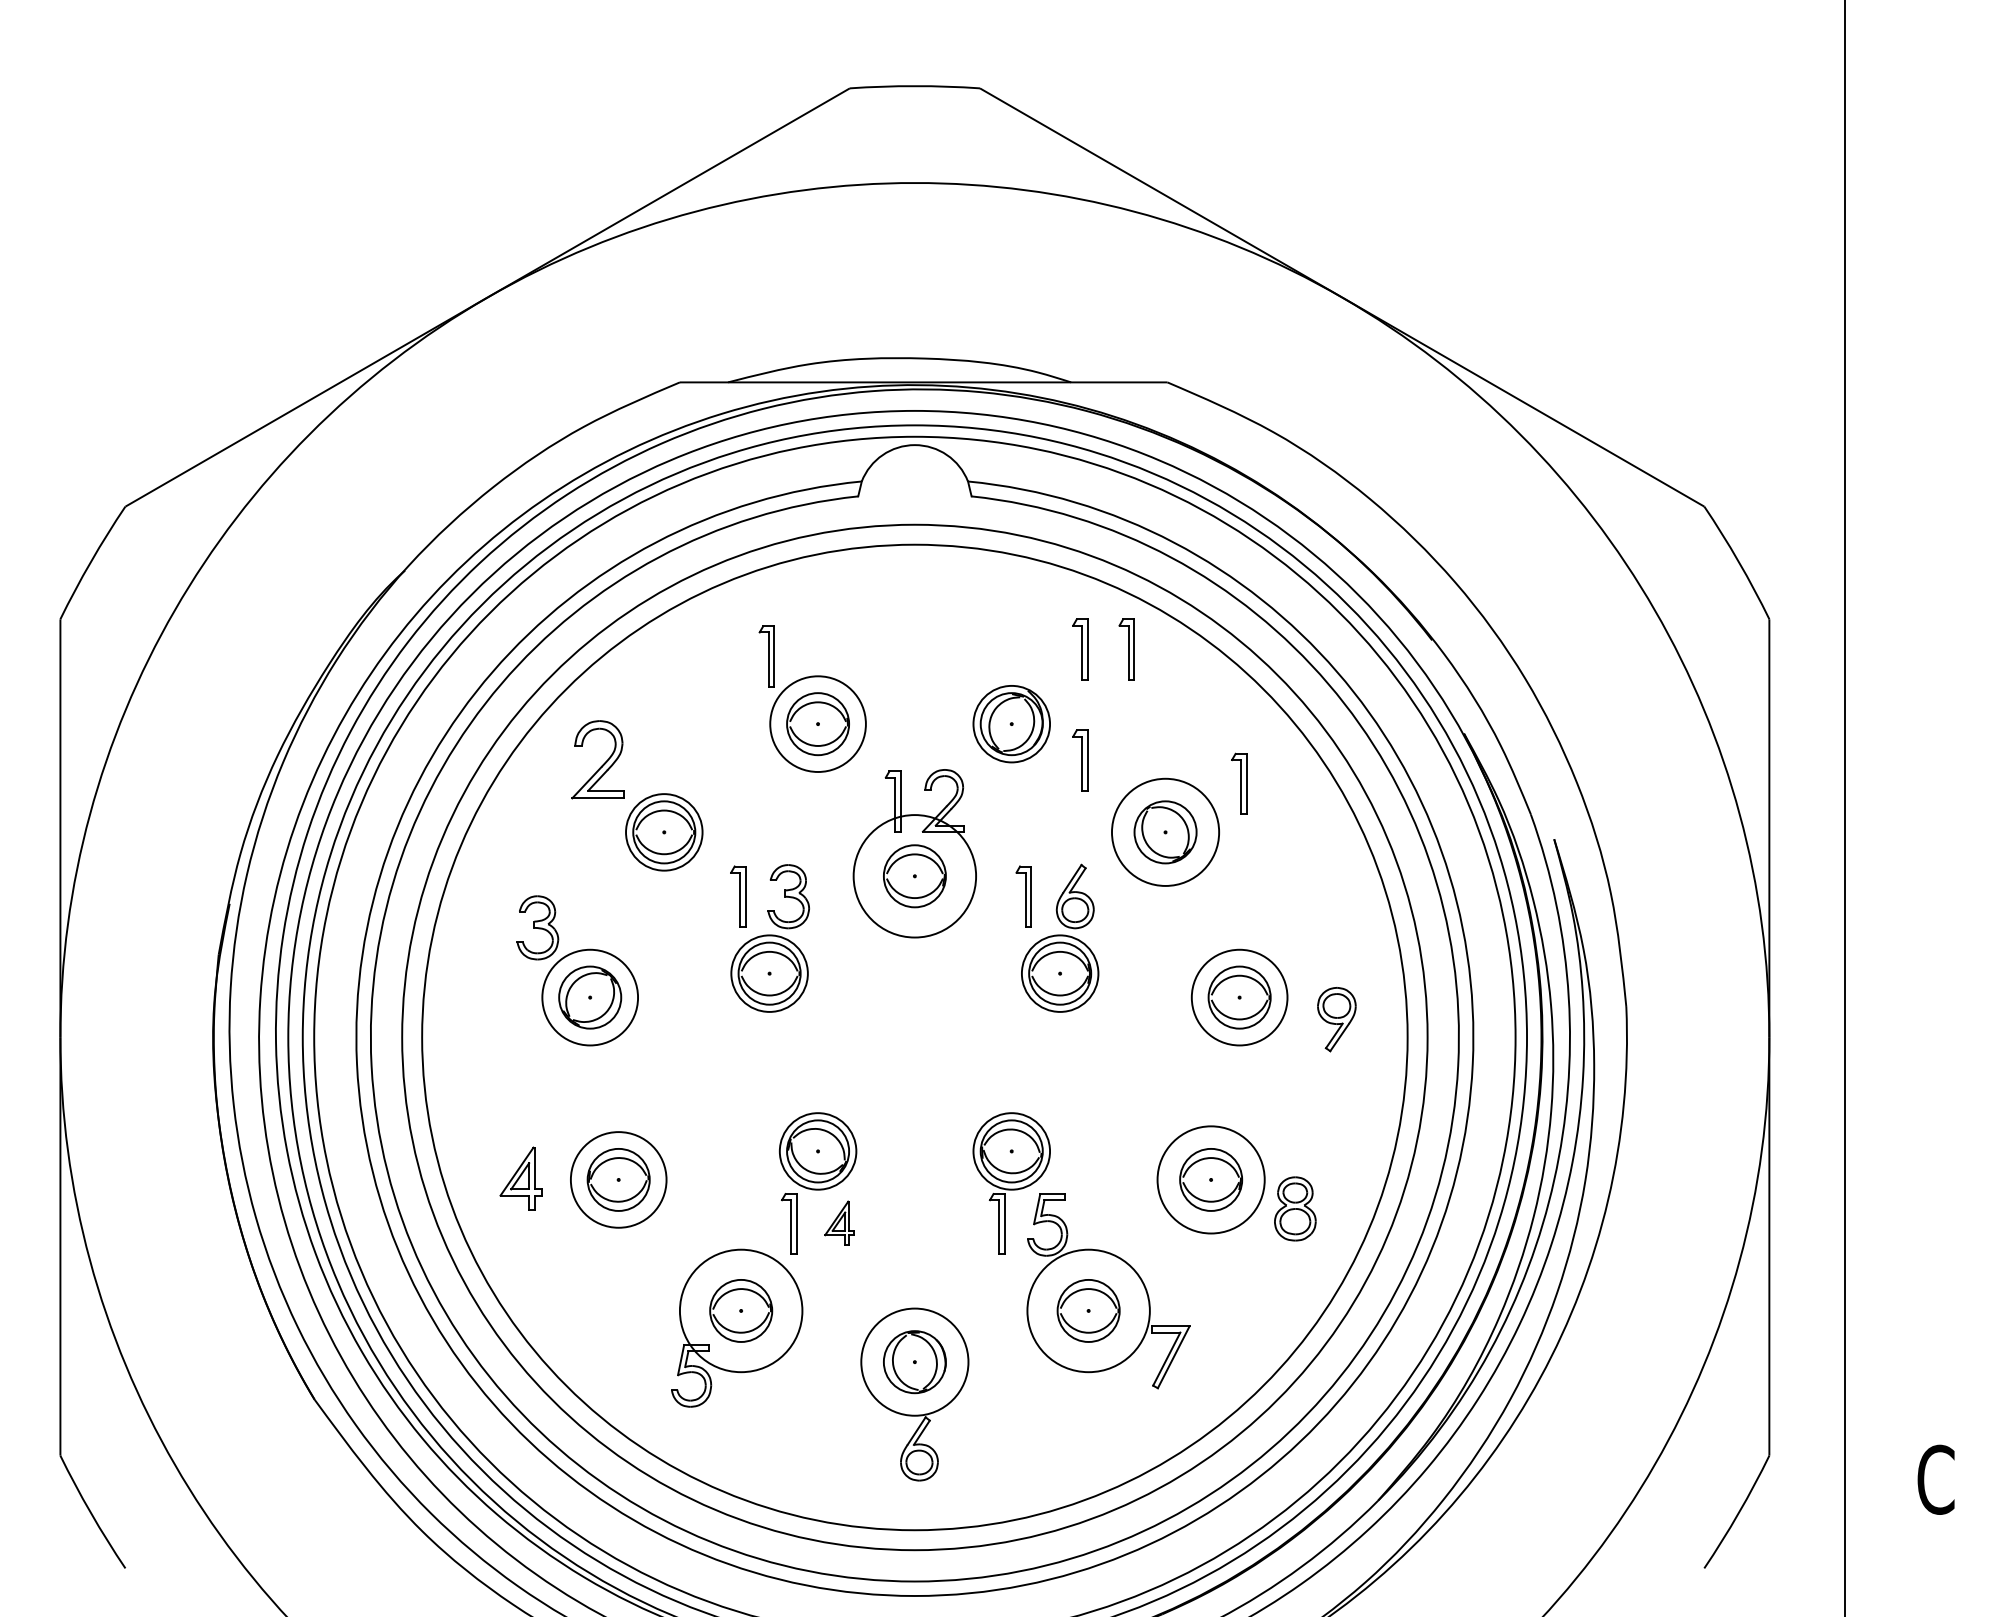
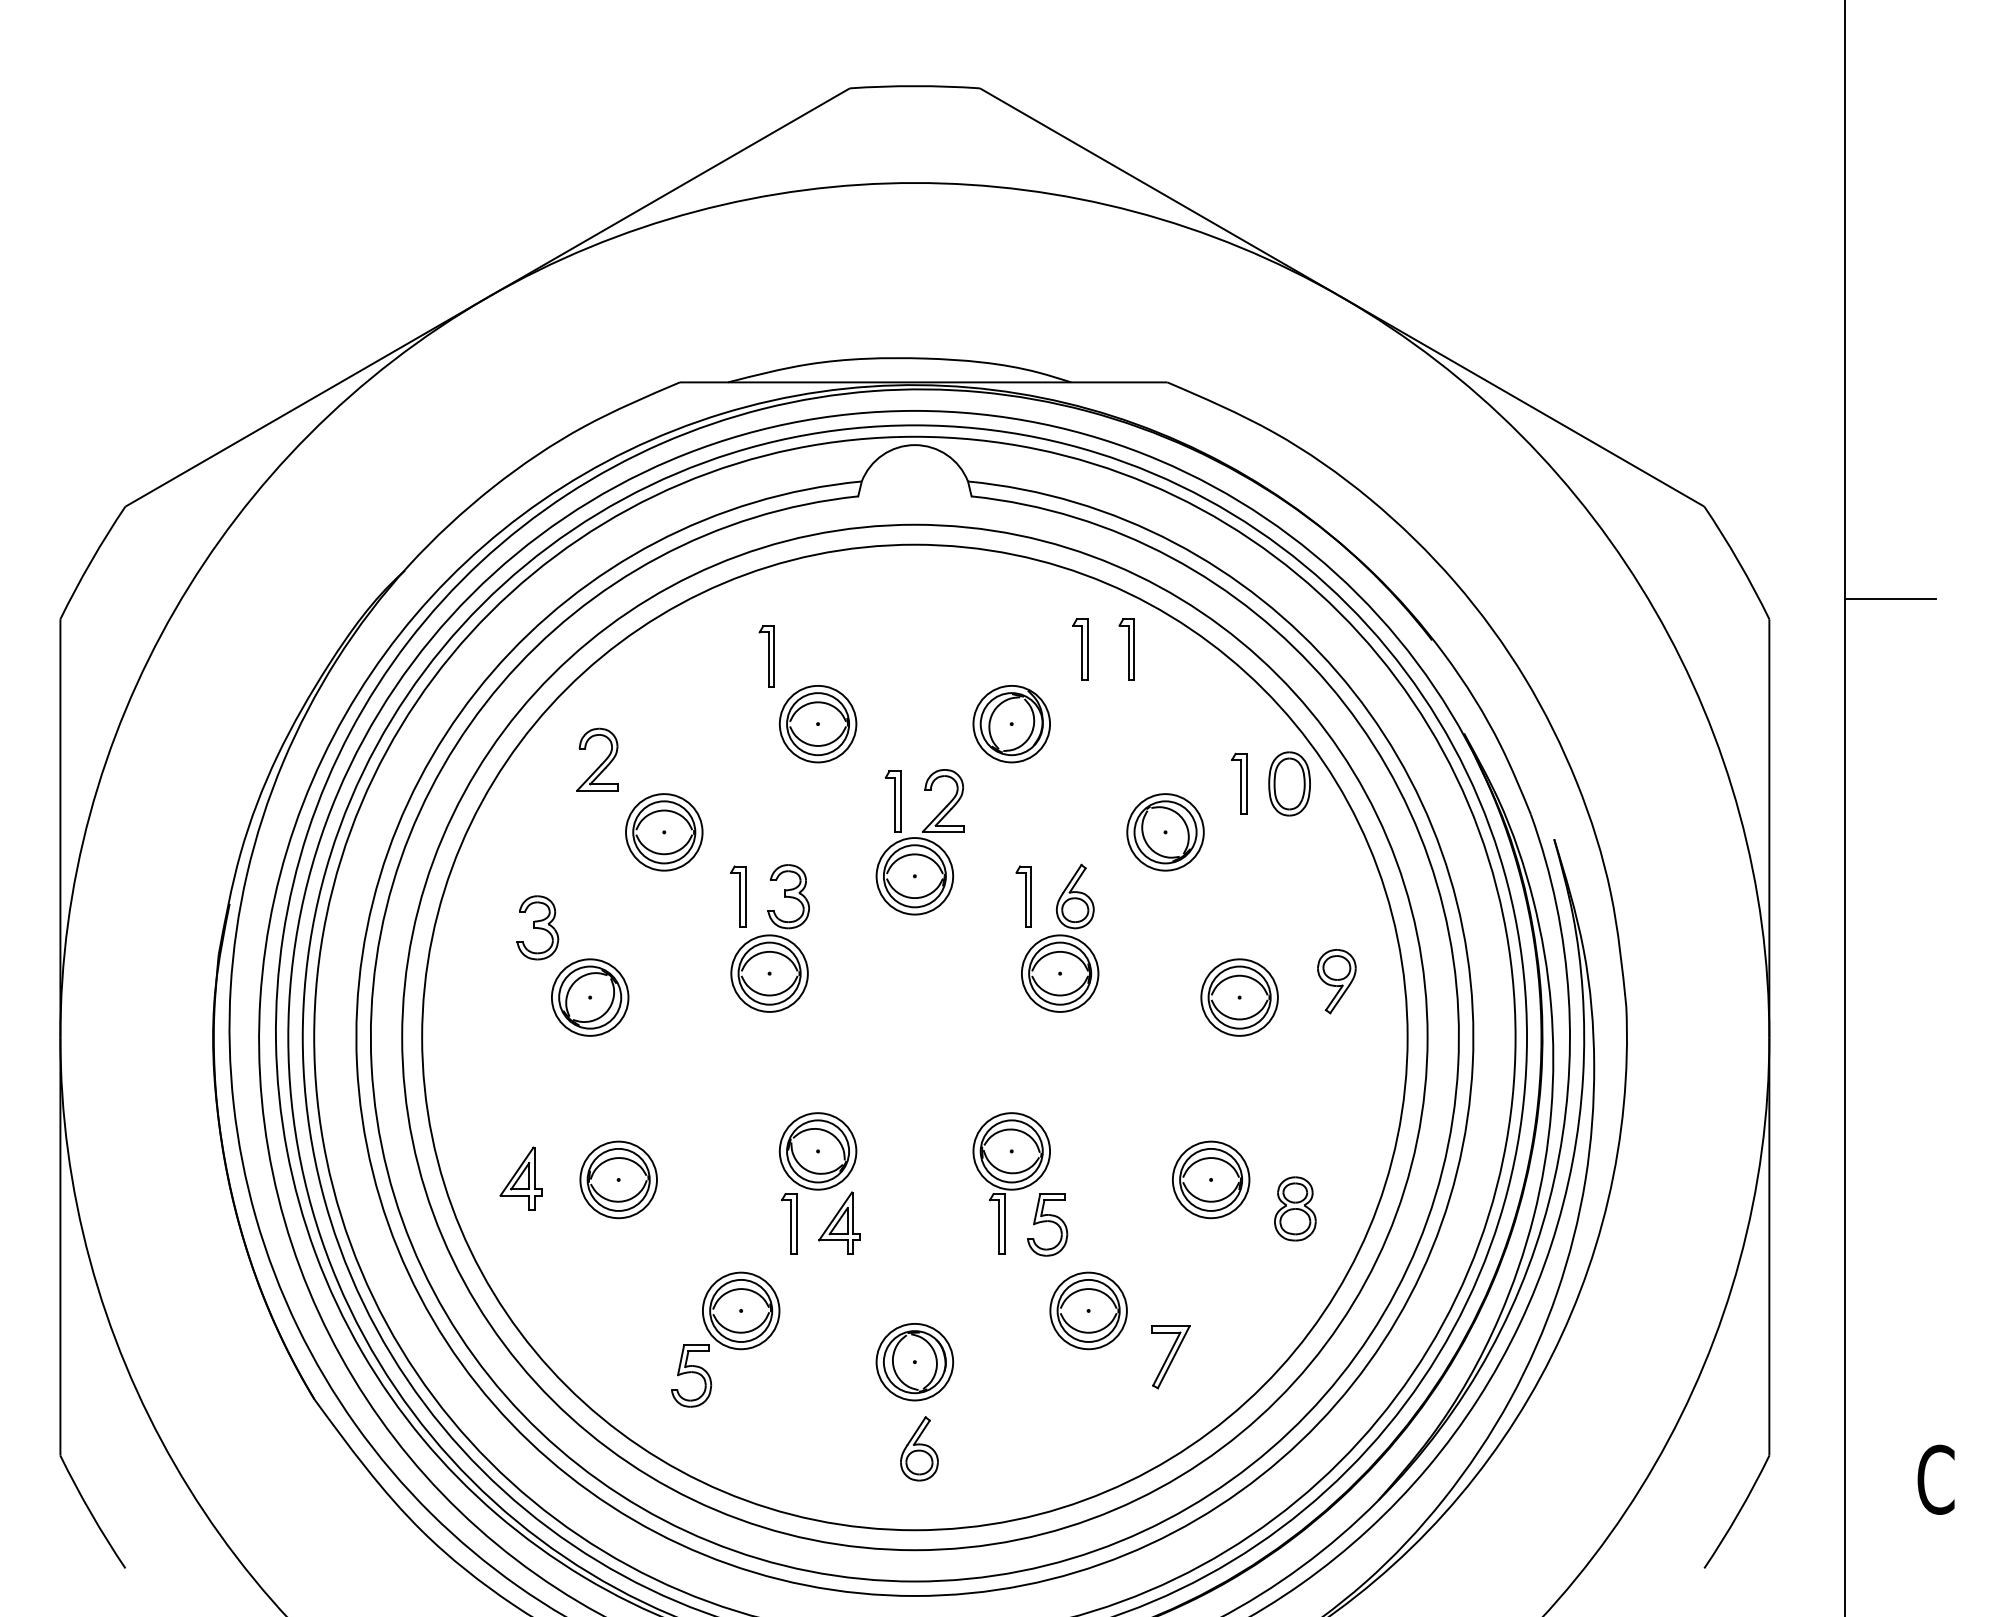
line: none -> present (1890, 599)
circle diameter: 96 px -> 77 px (817, 723)
part size: 54x80 px -> 43x65 px (597, 759)
part: present -> none (1080, 760)
part: none -> present (1289, 783)
circle diameter: 107 px -> 77 px (1165, 832)
circle diameter: 122 px -> 77 px (914, 876)
circle diameter: 96 px -> 77 px (589, 997)
circle diameter: 96 px -> 77 px (1239, 997)
part position: (1336, 1019) -> (1336, 981) (1336, 981)
circle diameter: 96 px -> 77 px (618, 1179)
circle diameter: 107 px -> 77 px (1210, 1179)
part size: 31x46 px -> 43x64 px (839, 1222)
circle diameter: 122 px -> 77 px (740, 1310)
circle diameter: 122 px -> 77 px (1088, 1310)
circle diameter: 107 px -> 77 px (914, 1361)
